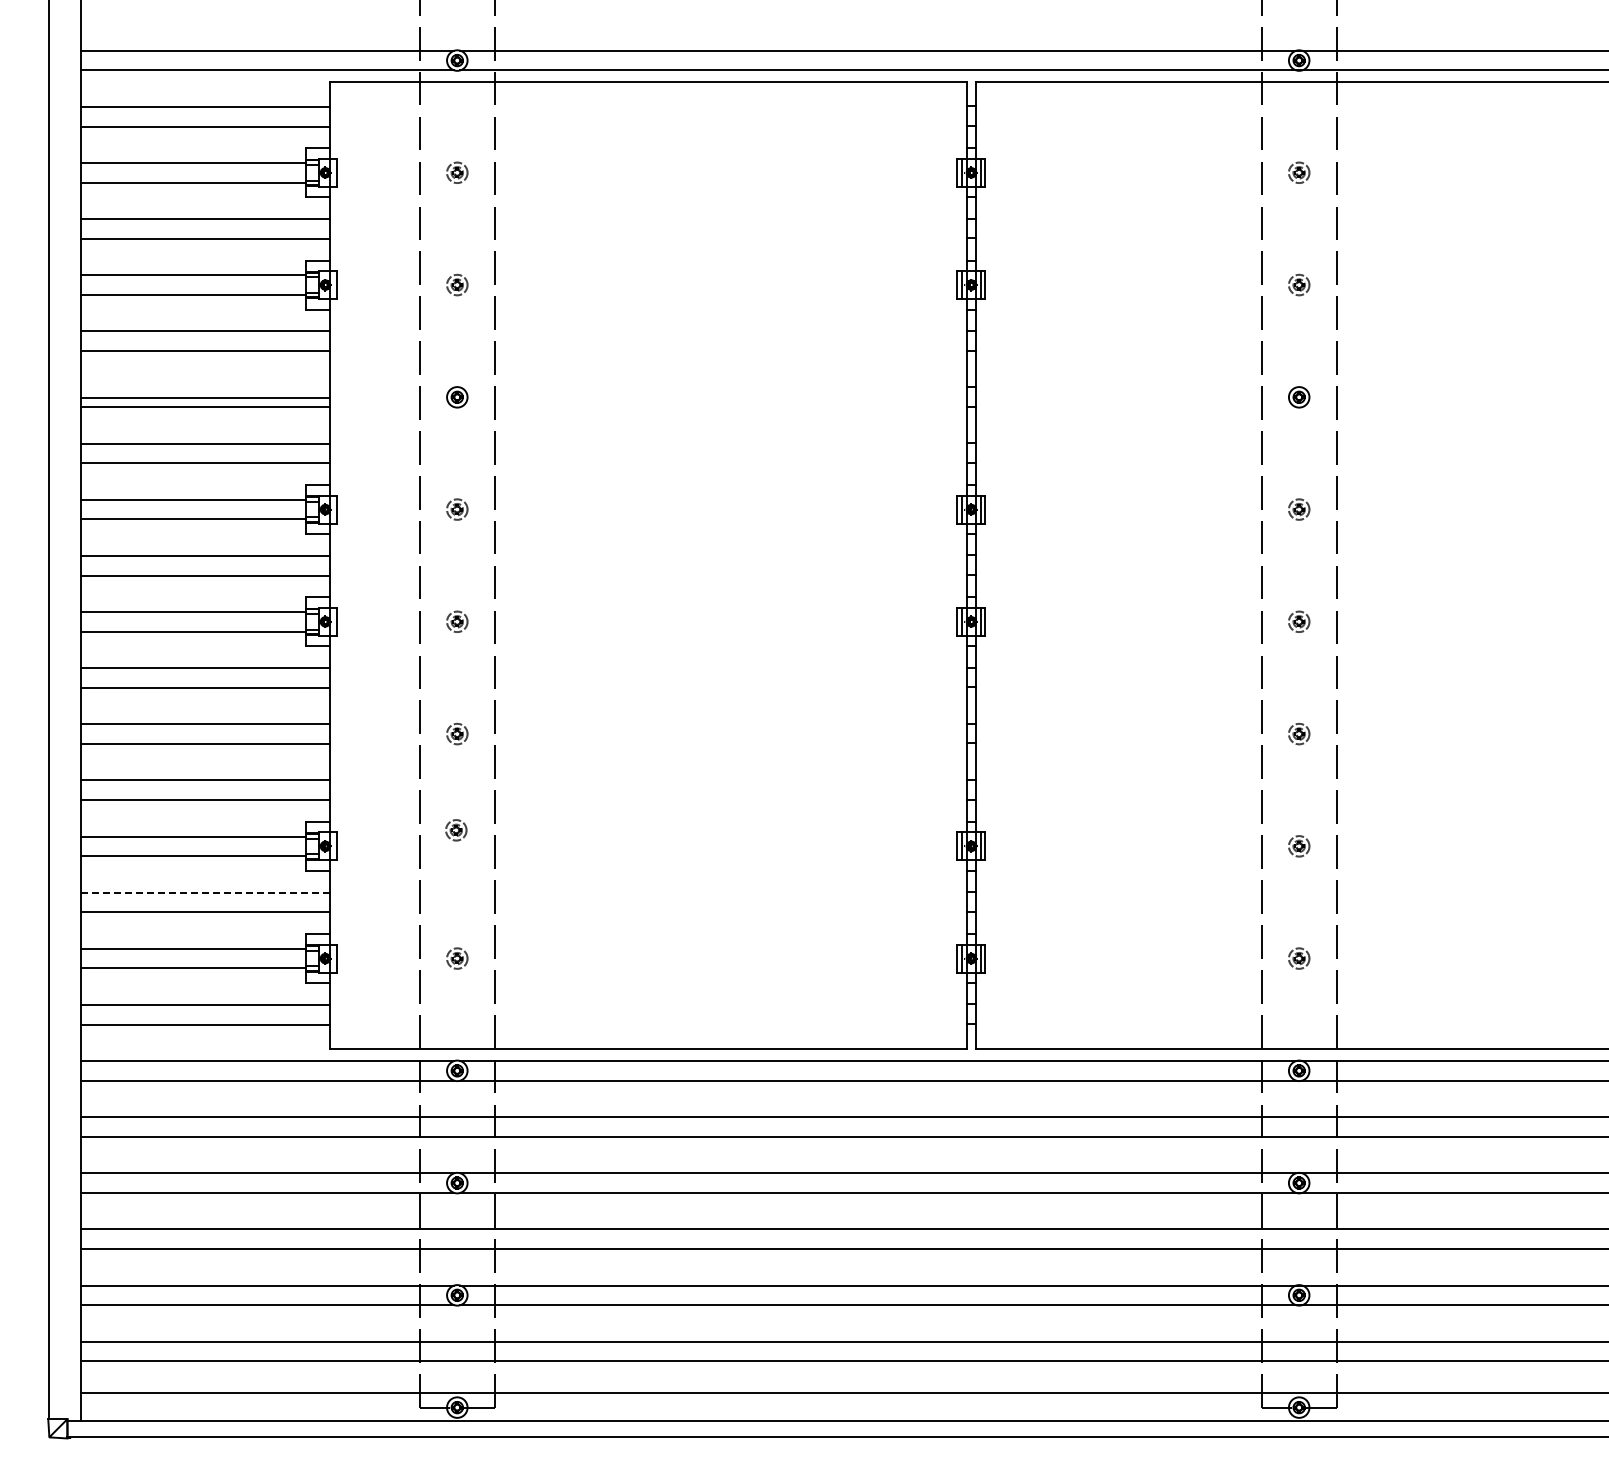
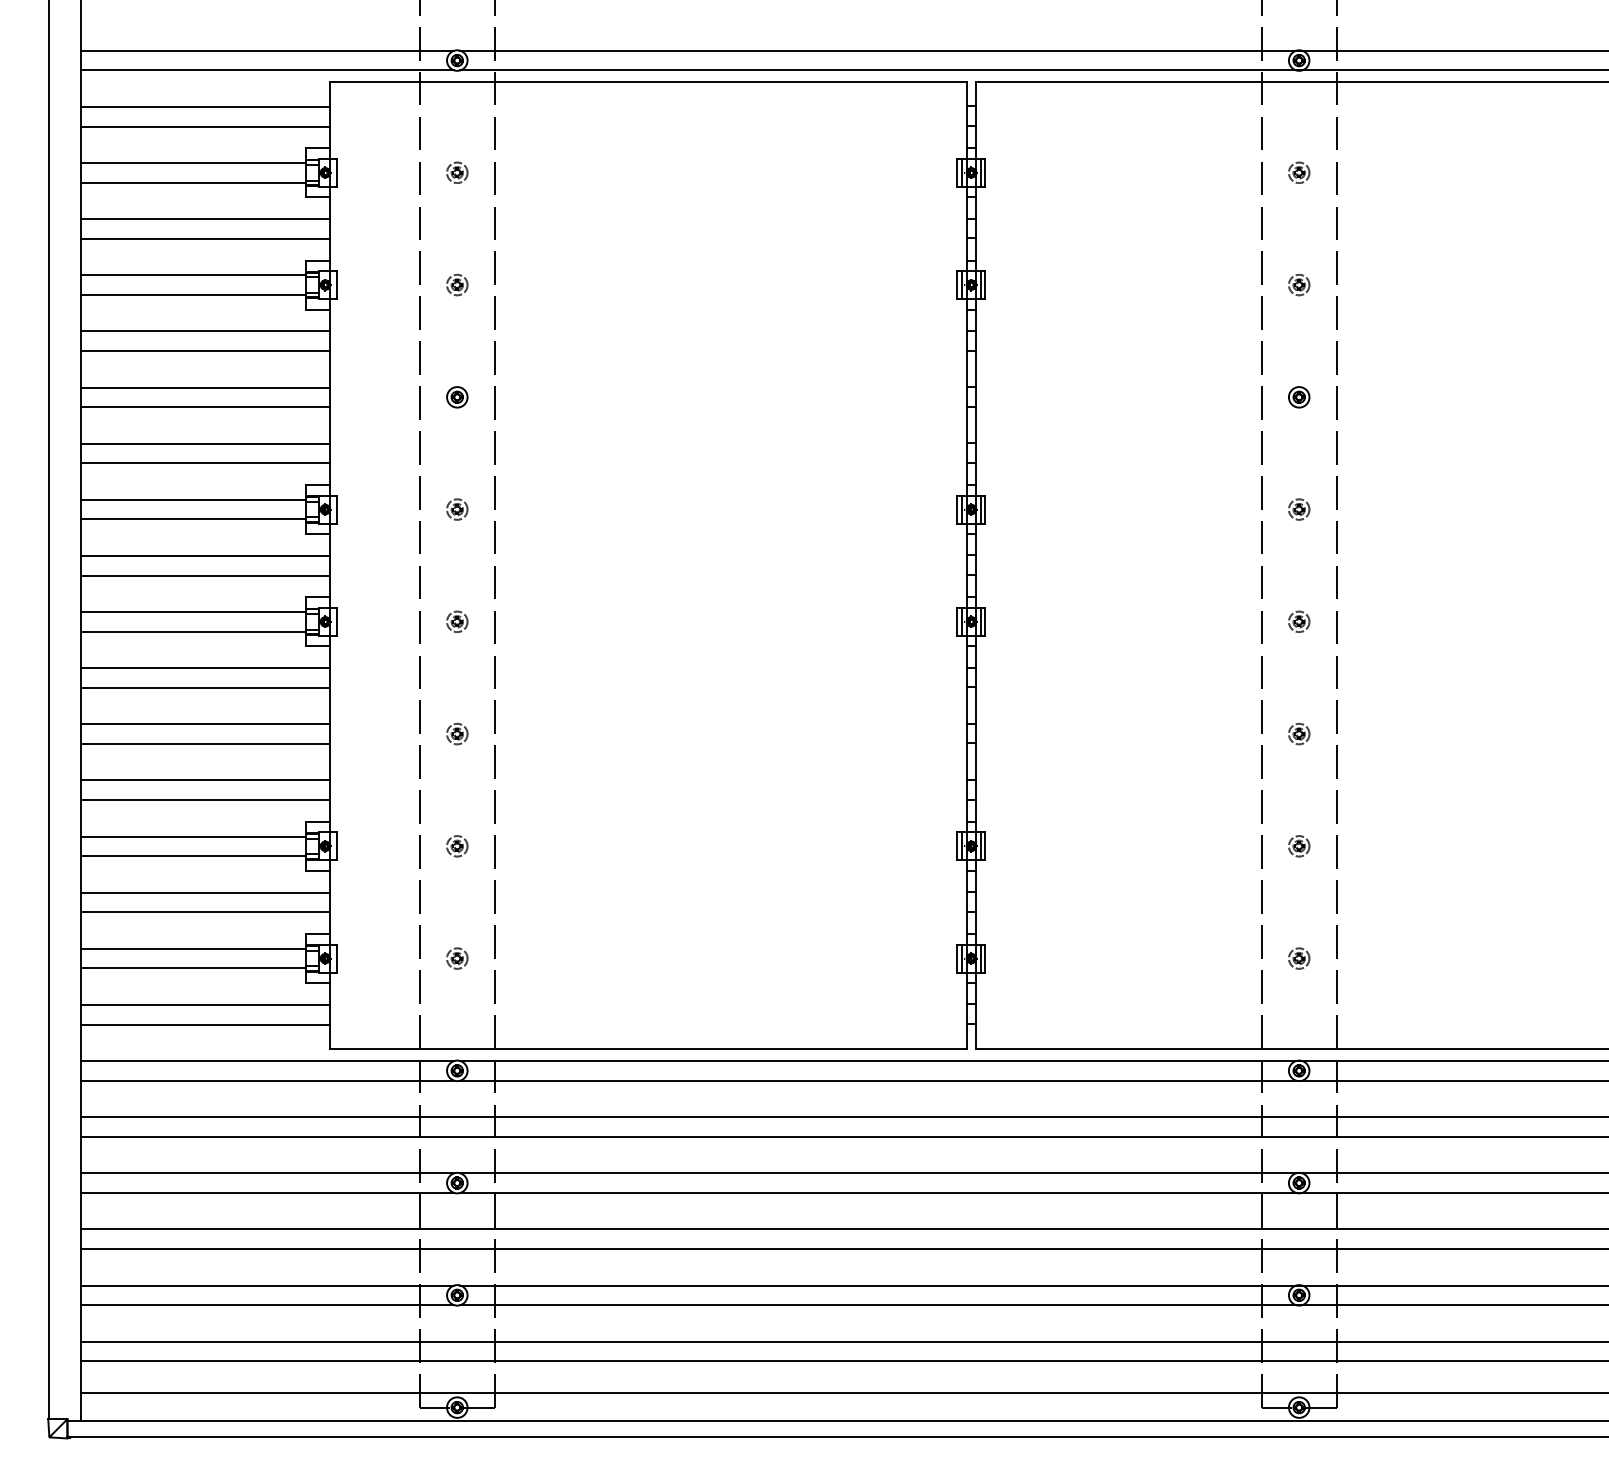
line position: (205, 397) -> (205, 387) (205, 387)
part position: (456, 830) -> (457, 846) (457, 846)
line: dashed -> solid (206, 892)
